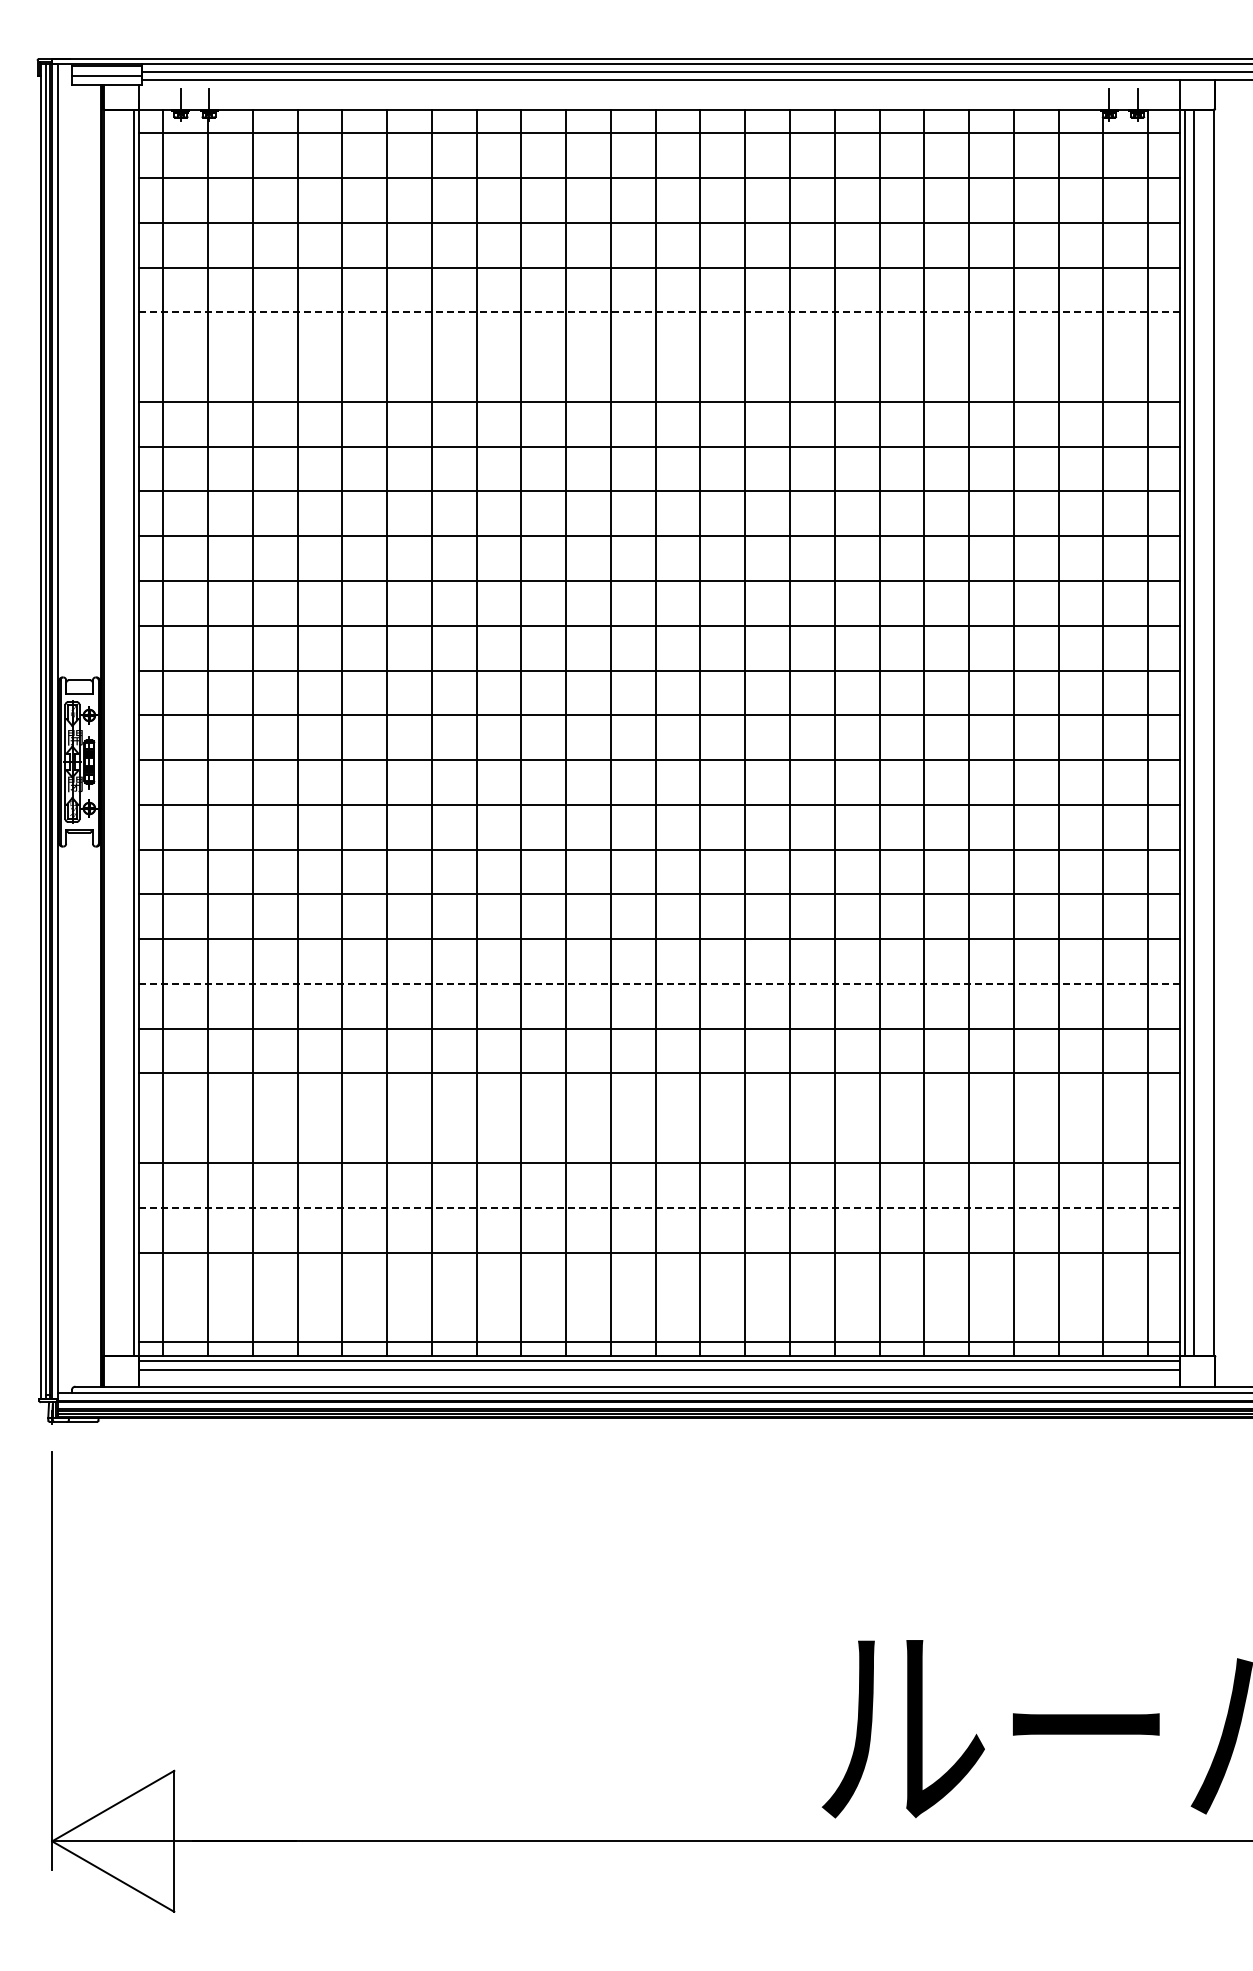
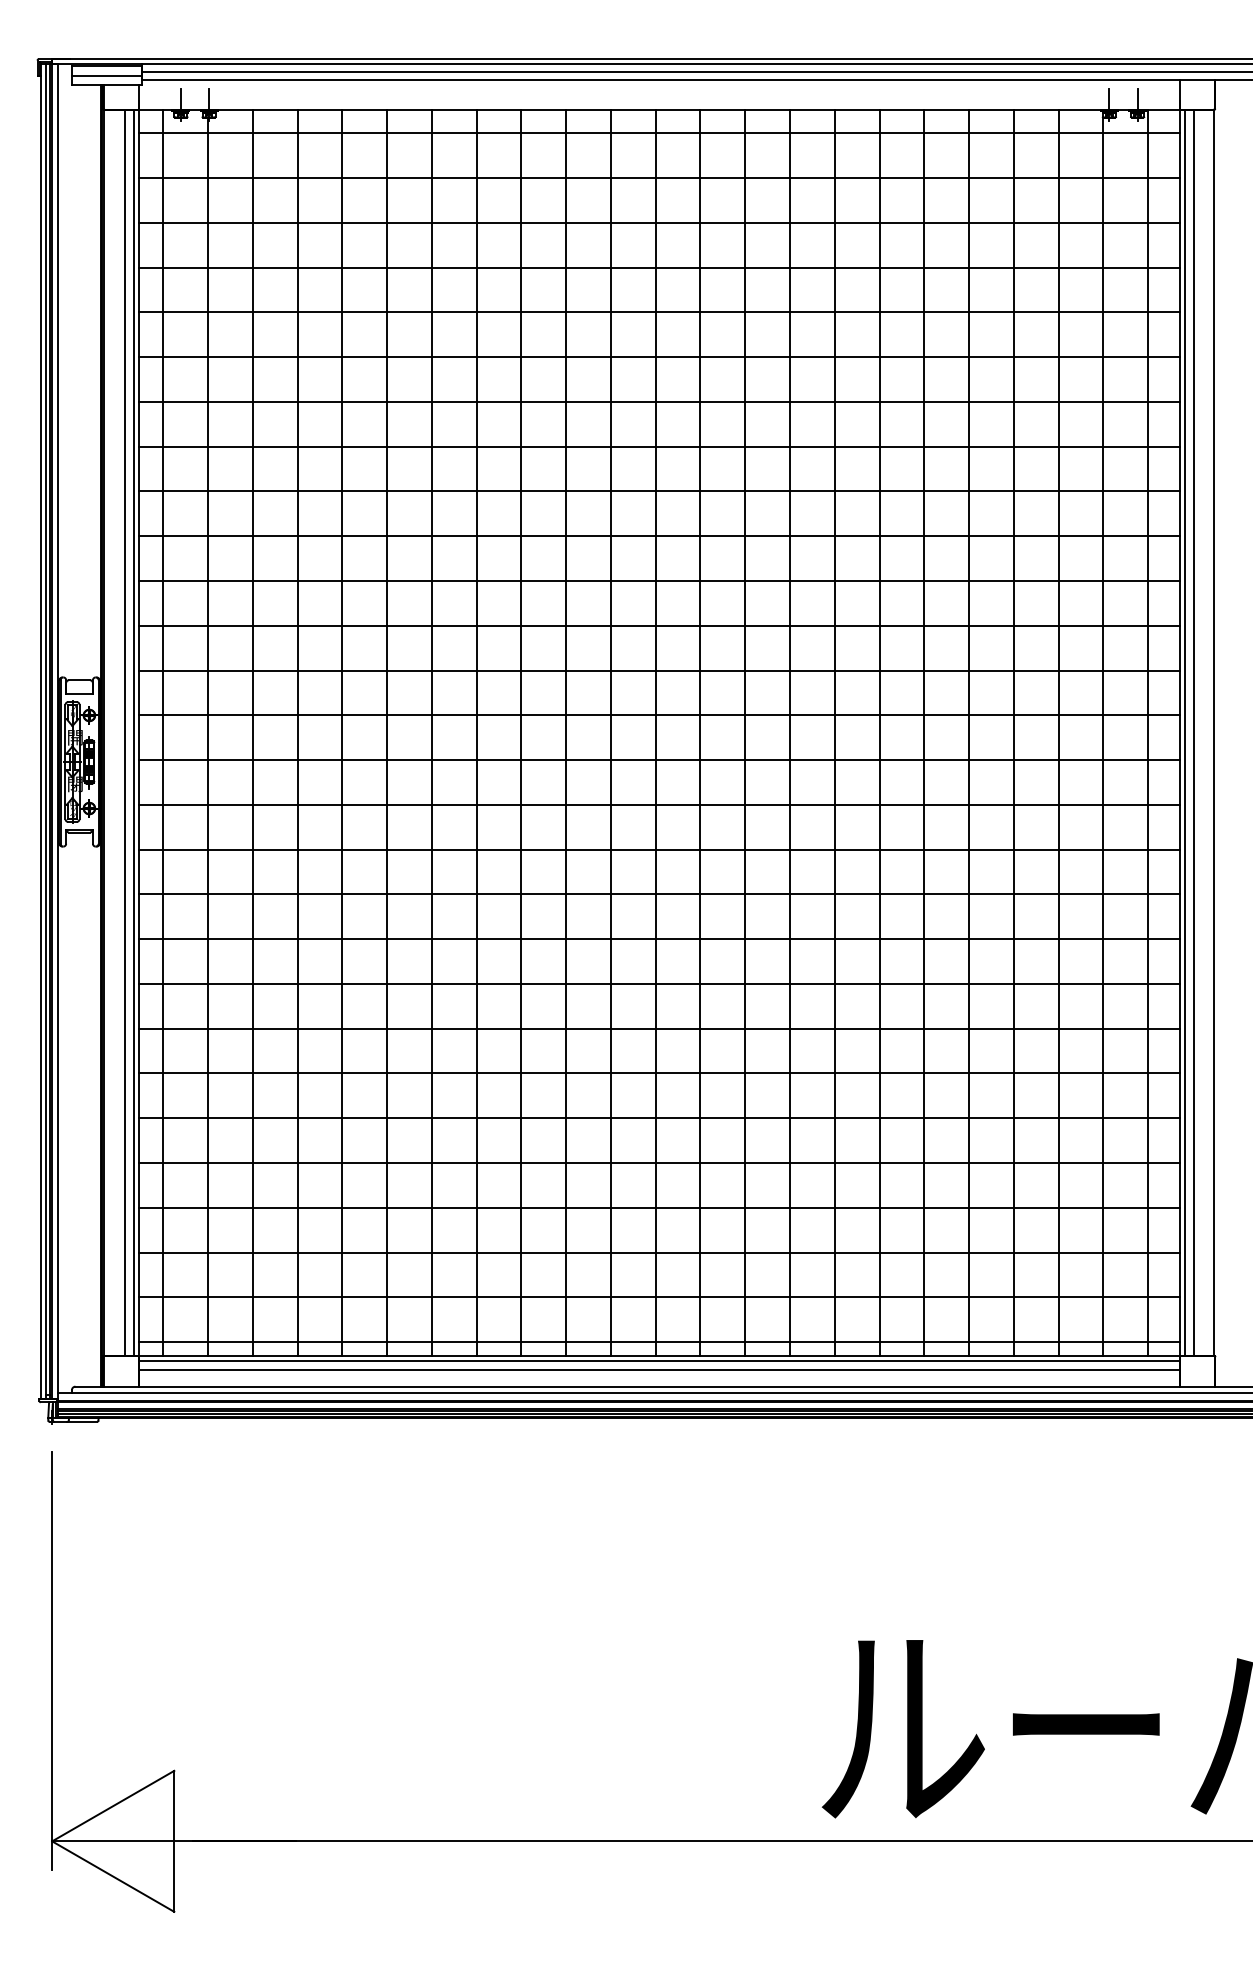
line: dashed -> solid (659, 312)
line: none -> present (658, 357)
line: none -> present (124, 733)
line: dashed -> solid (659, 983)
line: none -> present (658, 1118)
line: dashed -> solid (659, 1207)
line: none -> present (658, 1297)
